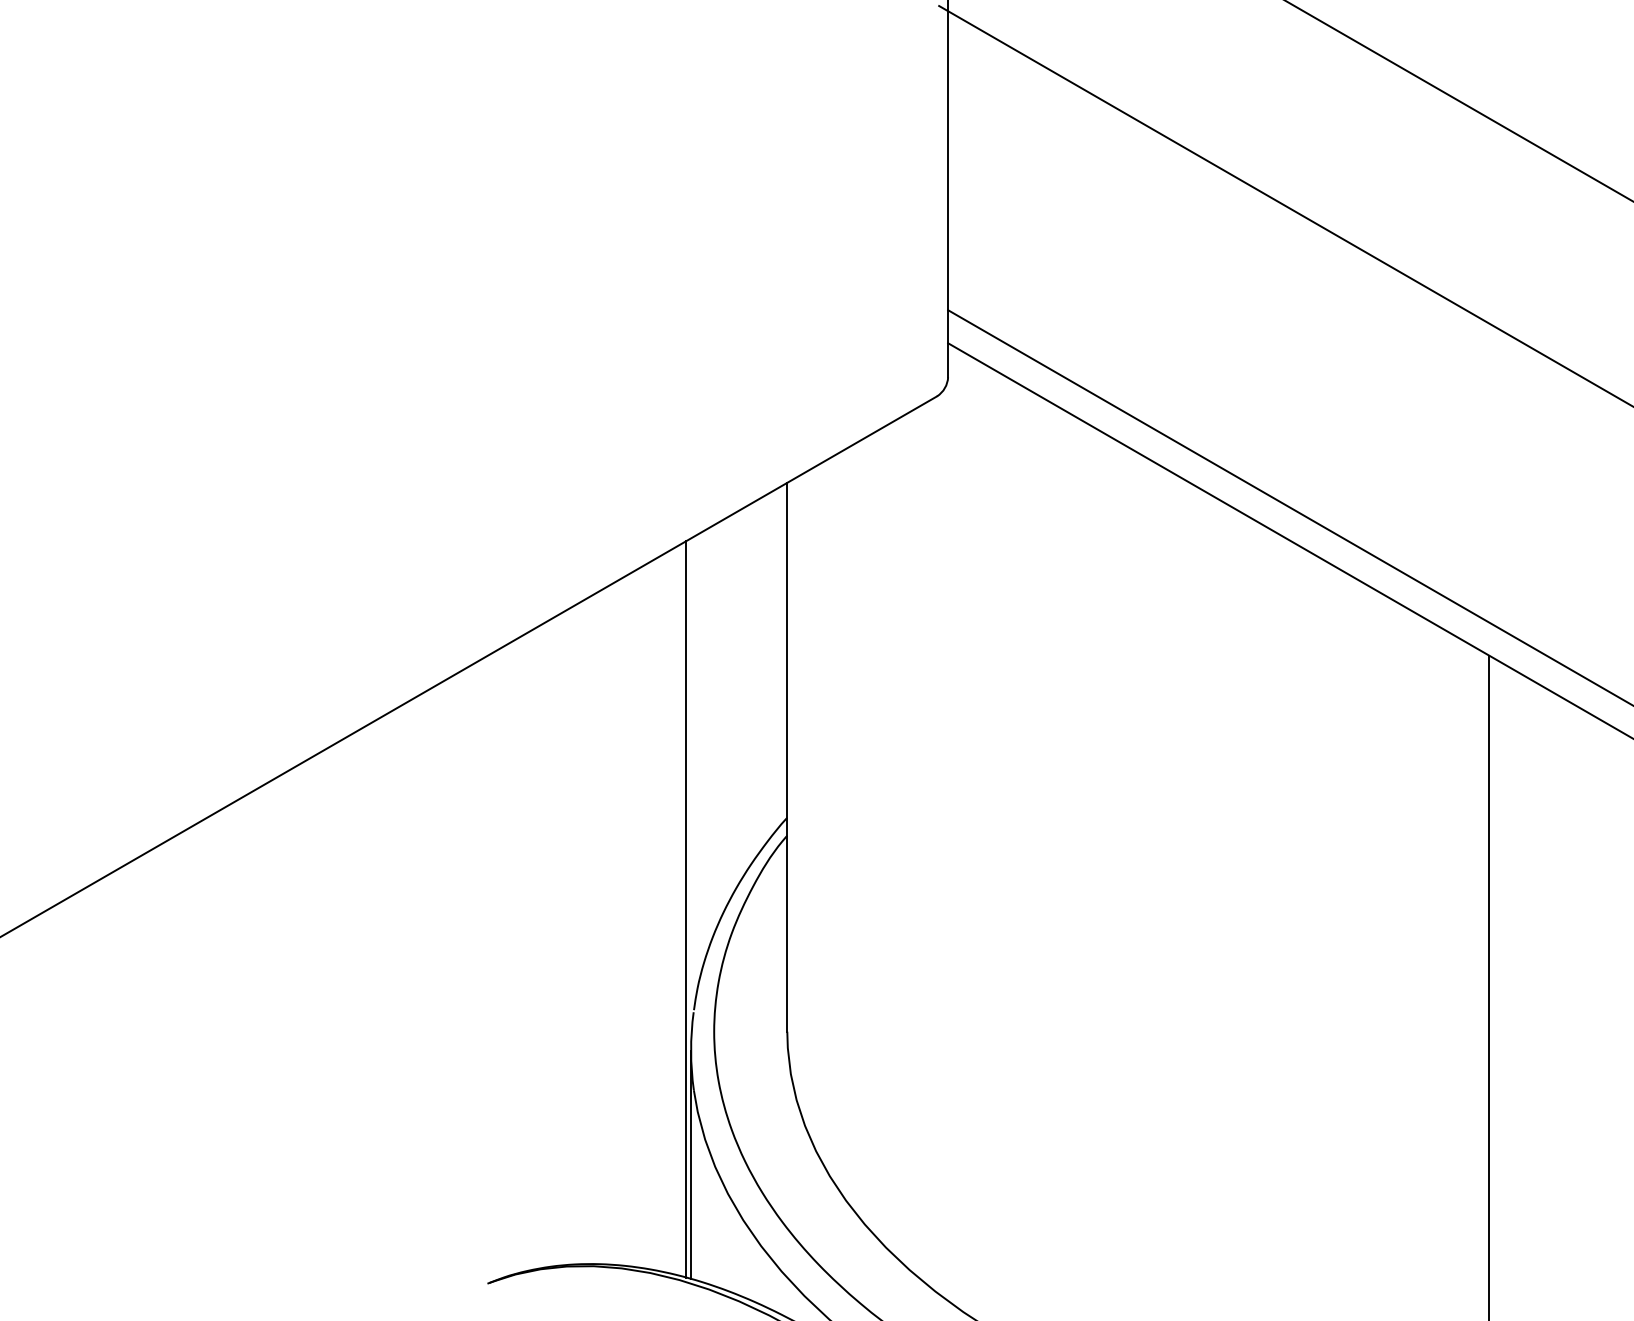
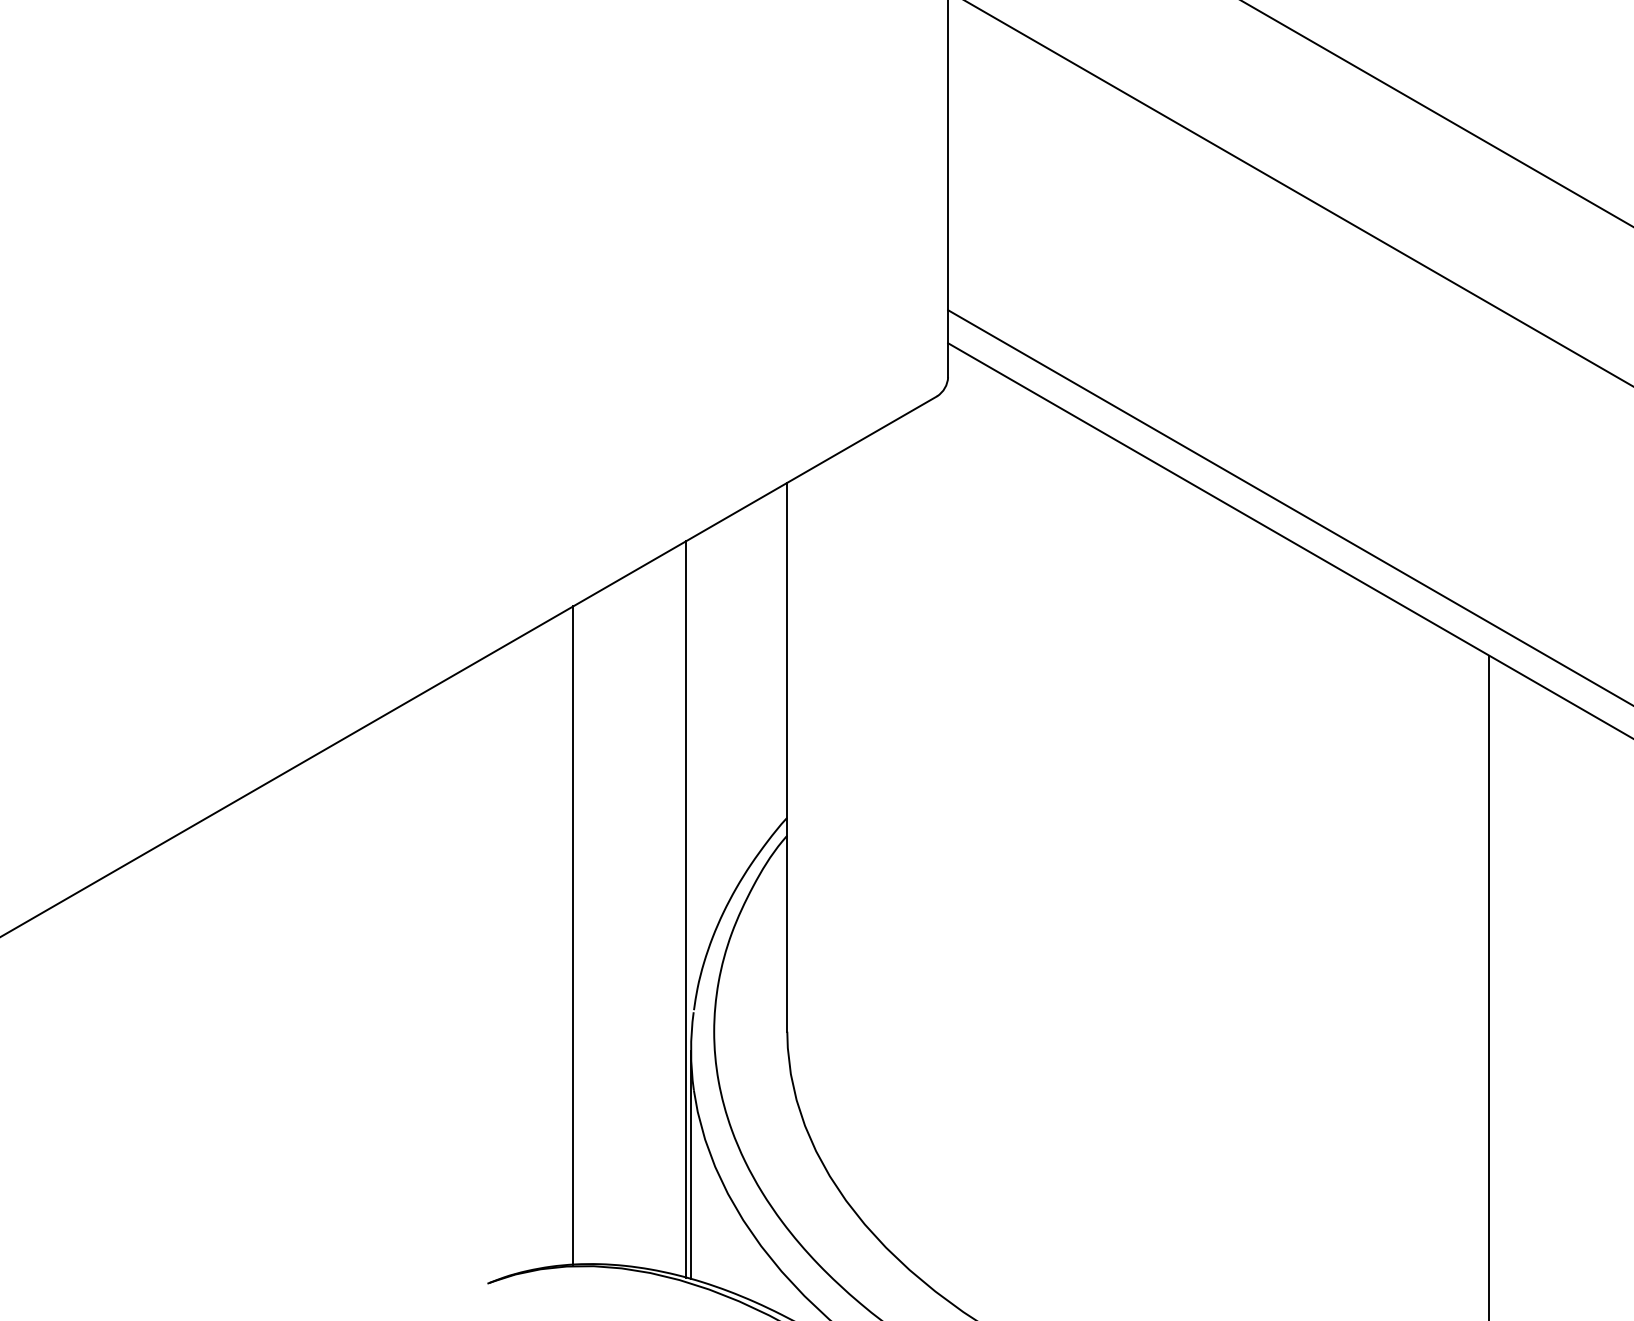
line position: (1459, 100) -> (1437, 113) (1437, 113)
line position: (1284, 205) -> (1298, 193) (1298, 193)
line: none -> present (573, 935)
